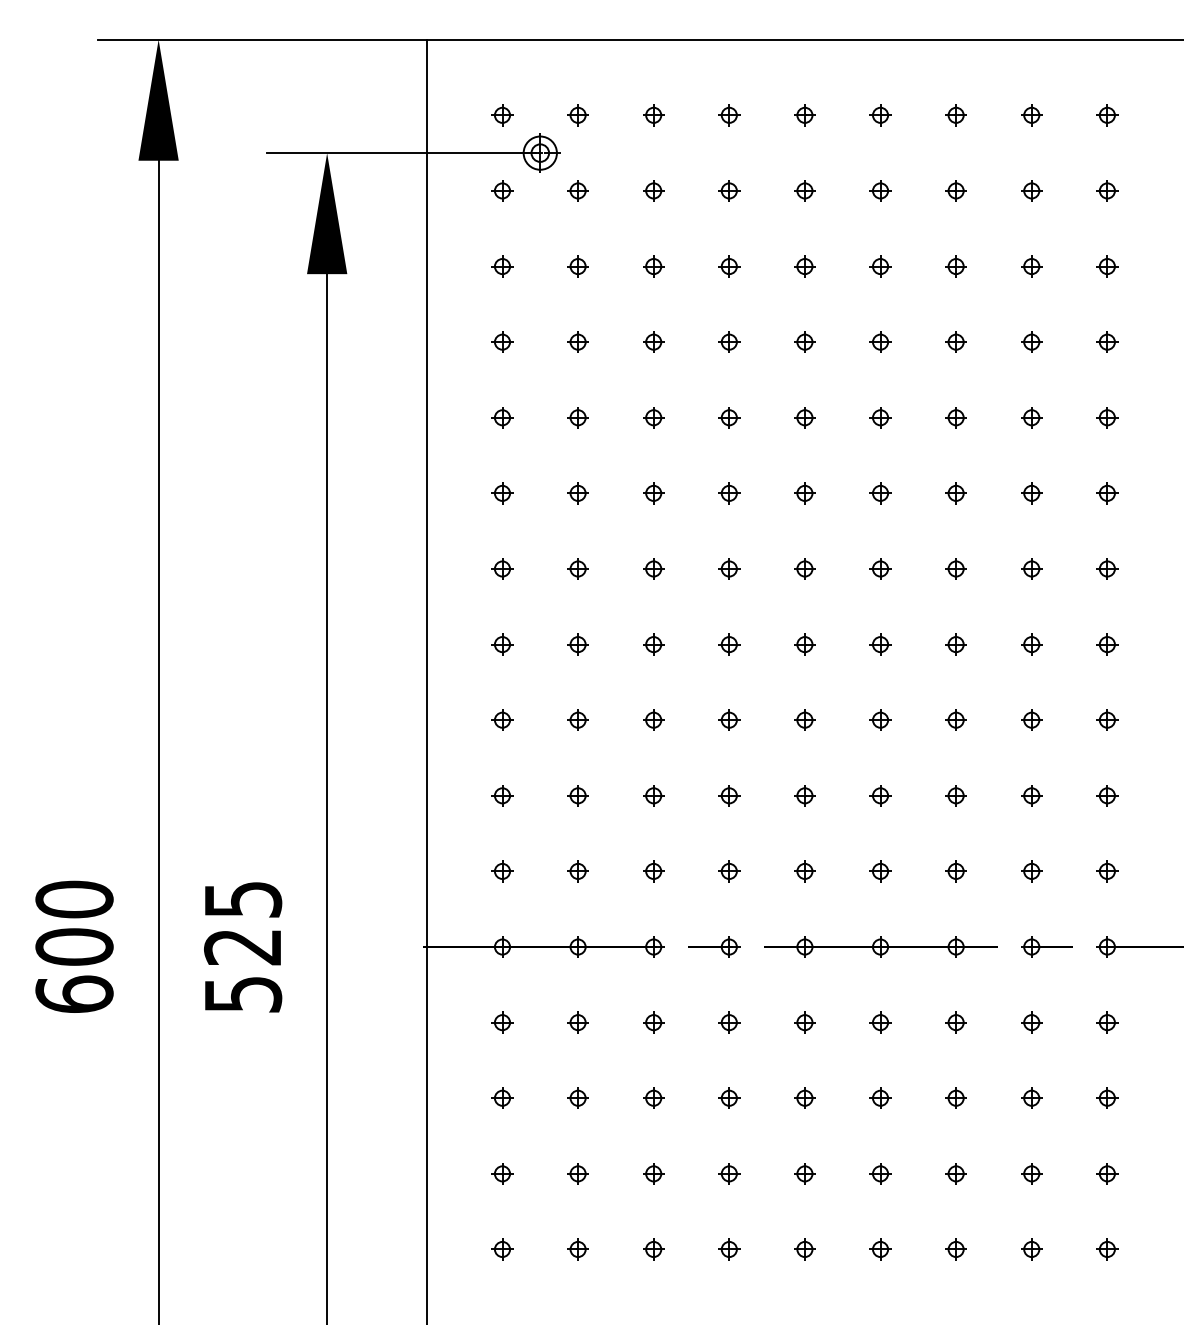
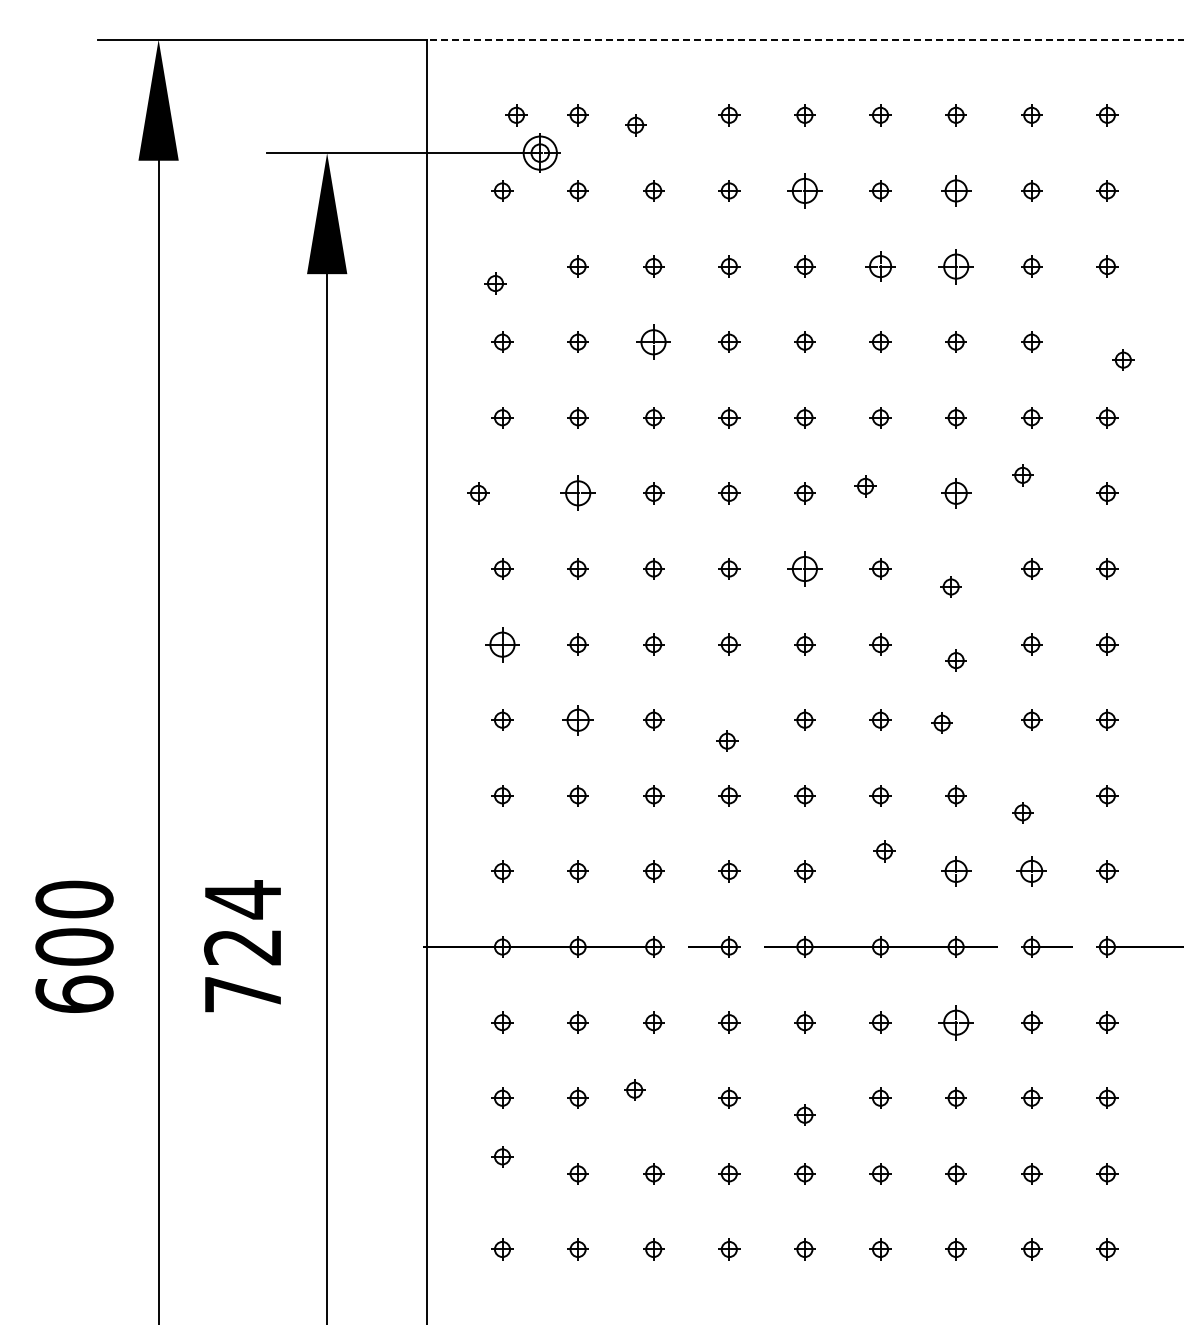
line: solid -> dashed (804, 39)
part position: (502, 115) -> (516, 115) (516, 115)
part position: (653, 115) -> (635, 125) (635, 125)
part size: 22x22 px -> 36x36 px (804, 190)
part size: 22x22 px -> 31x32 px (956, 190)
part position: (502, 266) -> (495, 283) (495, 283)
part size: 23x23 px -> 31x31 px (880, 266)
part size: 22x23 px -> 36x36 px (955, 266)
part size: 22x22 px -> 35x36 px (653, 341)
part position: (1107, 341) -> (1123, 359) (1123, 359)
part position: (502, 493) -> (478, 493) (478, 493)
part size: 22x23 px -> 36x36 px (577, 492)
part position: (880, 493) -> (865, 486) (865, 486)
part size: 22x23 px -> 31x31 px (956, 493)
part position: (1031, 493) -> (1022, 475) (1022, 475)
part size: 22x22 px -> 36x36 px (804, 568)
part position: (955, 568) -> (950, 586) (950, 586)
part size: 23x23 px -> 35x36 px (502, 644)
part position: (955, 644) -> (955, 660) (955, 660)
part size: 22x22 px -> 32x31 px (577, 720)
part position: (729, 719) -> (727, 740) (727, 740)
part position: (955, 719) -> (941, 722) (941, 722)
part position: (1031, 795) -> (1022, 812) (1022, 812)
part position: (880, 871) -> (884, 851) (884, 851)
part size: 22x23 px -> 31x31 px (956, 871)
part size: 22x23 px -> 31x31 px (1031, 871)
text: 525 -> 724 (243, 946)
part size: 22x23 px -> 36x36 px (955, 1022)
part position: (653, 1097) -> (634, 1089) (634, 1089)
part position: (804, 1097) -> (804, 1114) (804, 1114)
part position: (502, 1173) -> (502, 1156) (502, 1156)
